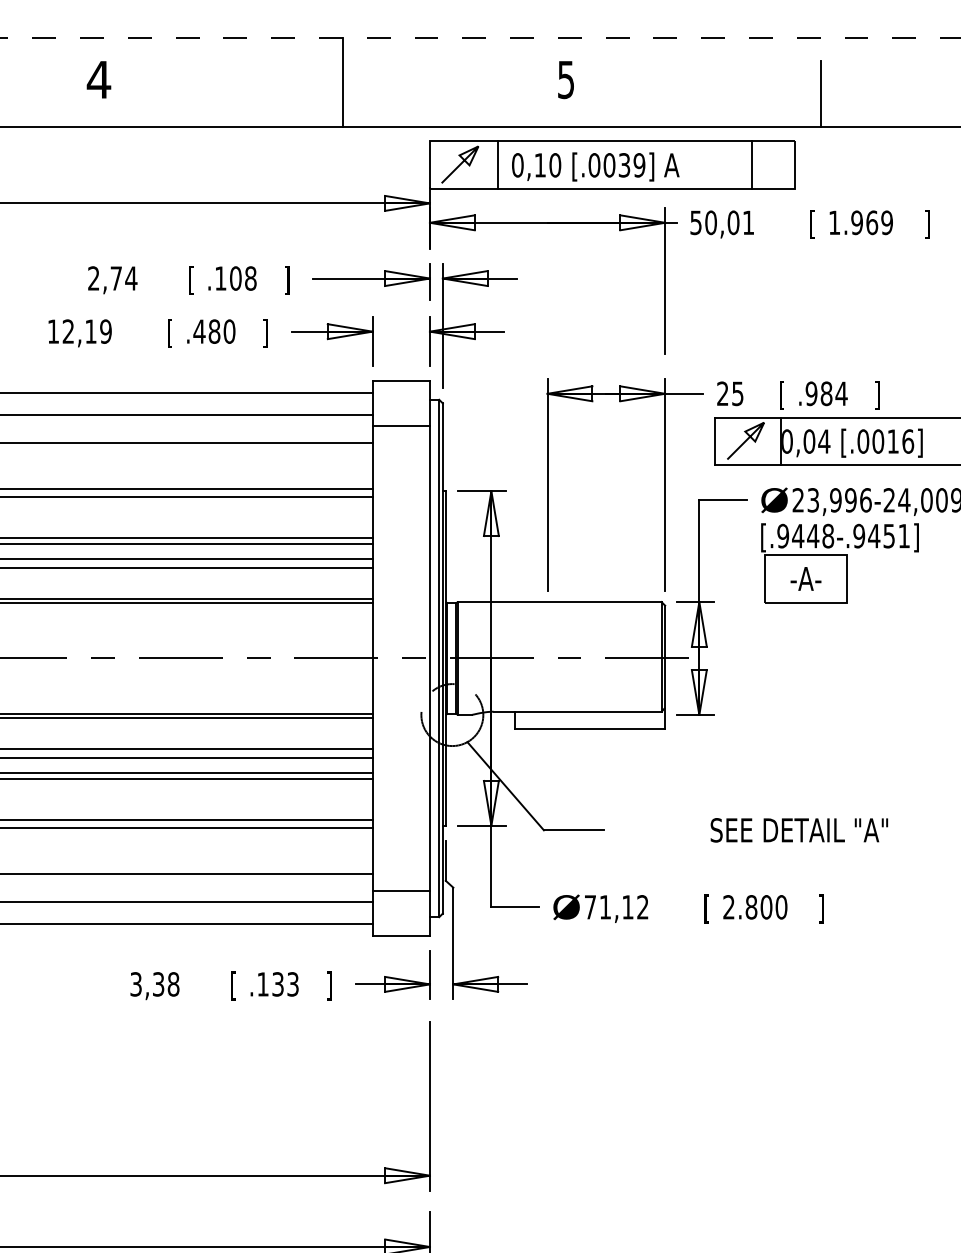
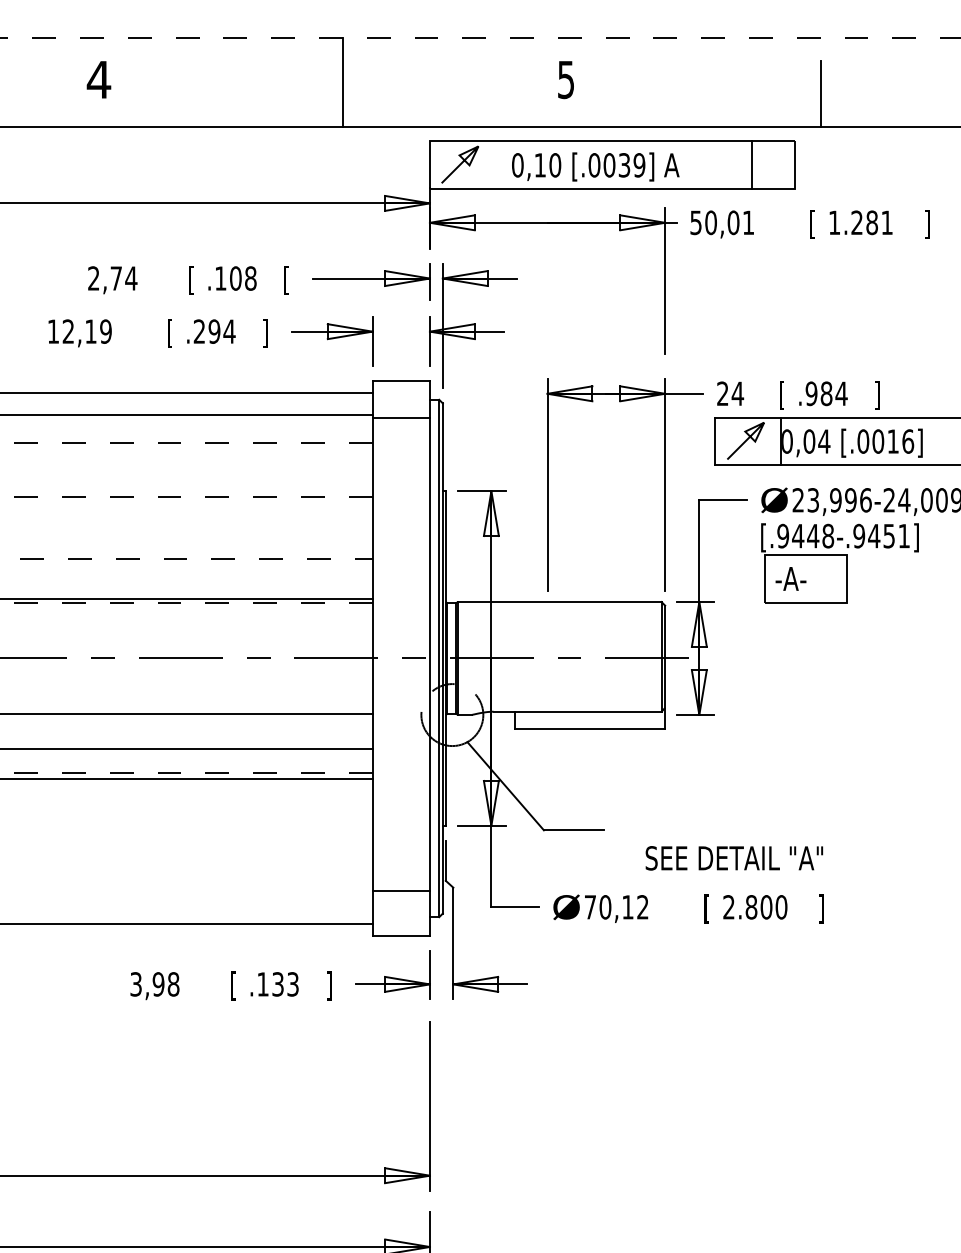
line: present -> none (498, 165)
text: 1.969 -> 1.281 (871, 222)
text: ] -> [ (286, 280)
text: .480 -> .294 (214, 331)
text: 25 -> 24 (737, 393)
line position: (400, 426) -> (400, 418) (400, 418)
line: solid -> dashed (186, 442)
line: present -> none (187, 489)
line: solid -> dashed (186, 496)
line: present -> none (187, 538)
line: present -> none (187, 543)
line: solid -> dashed (186, 559)
line: present -> none (187, 568)
text position: (805, 578) -> (790, 578) (790, 578)
line: solid -> dashed (186, 603)
line: present -> none (187, 717)
line: present -> none (187, 757)
line: solid -> dashed (186, 773)
line: present -> none (187, 820)
line: present -> none (187, 827)
text position: (799, 830) -> (734, 858) (734, 858)
line: present -> none (187, 874)
line: present -> none (187, 901)
text: 71,12 -> 70,12 (605, 907)
text: 3,38 -> 3,98 (158, 984)
